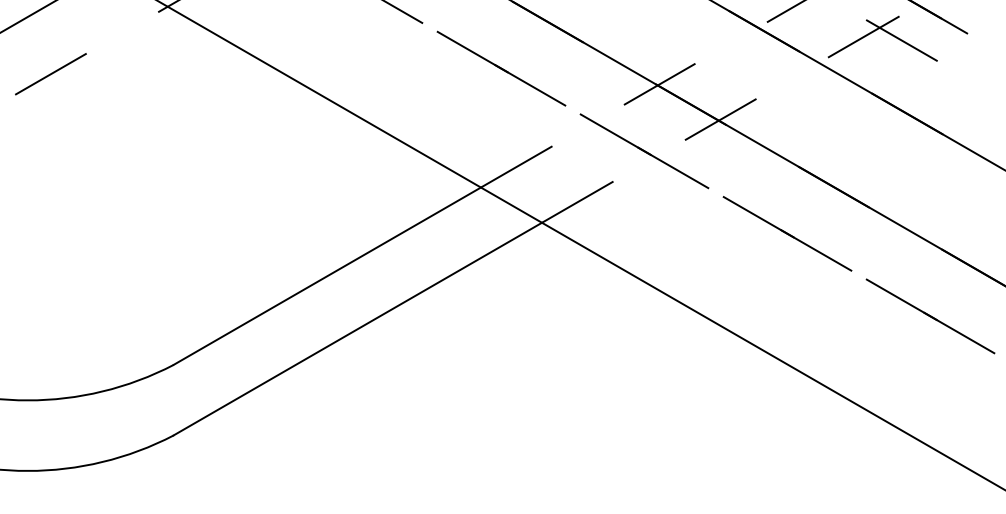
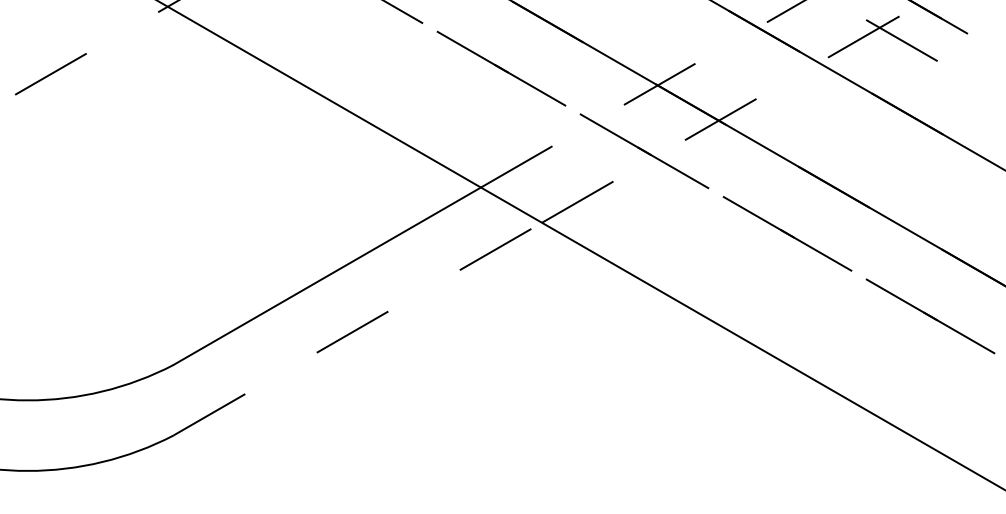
line: present -> none (27, 16)
line: solid -> dashed (357, 329)
